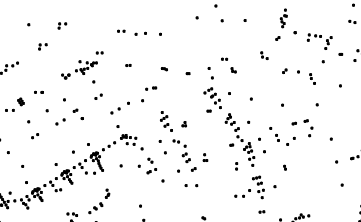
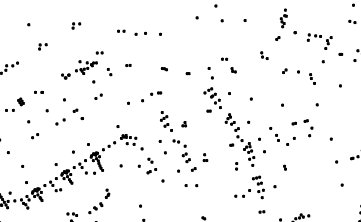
part position: (62, 25) -> (76, 25) (76, 25)
part: none -> present (109, 72)
part position: (151, 88) -> (156, 93) (156, 93)
part: present -> none (115, 110)
